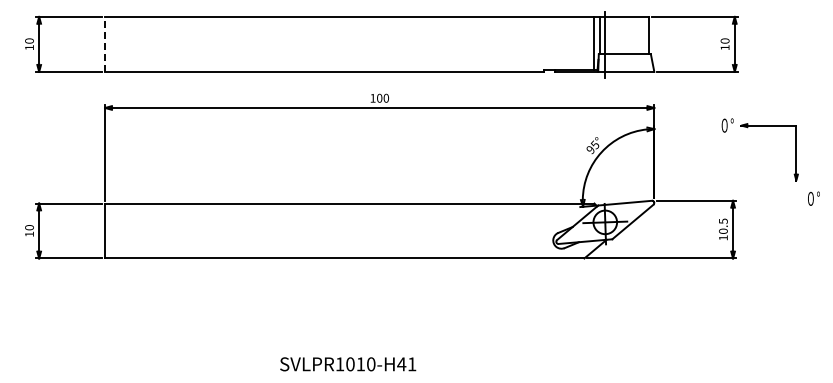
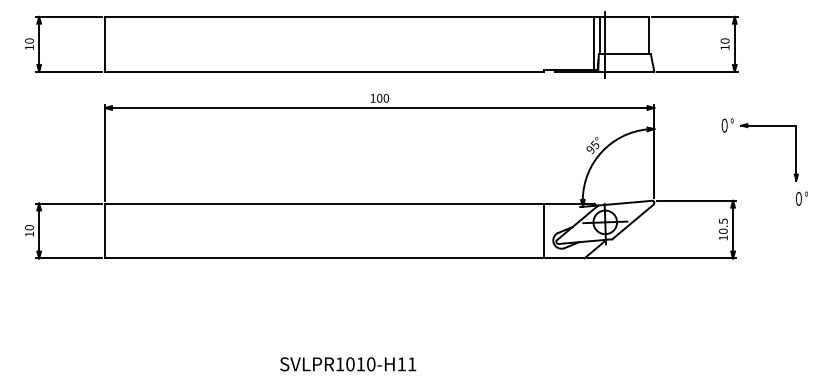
line: dashed -> solid (105, 43)
text position: (813, 198) -> (801, 198) (801, 198)
line: none -> present (544, 230)
text: SVLPR1010-H41 -> SVLPR1010-H11 (401, 364)
